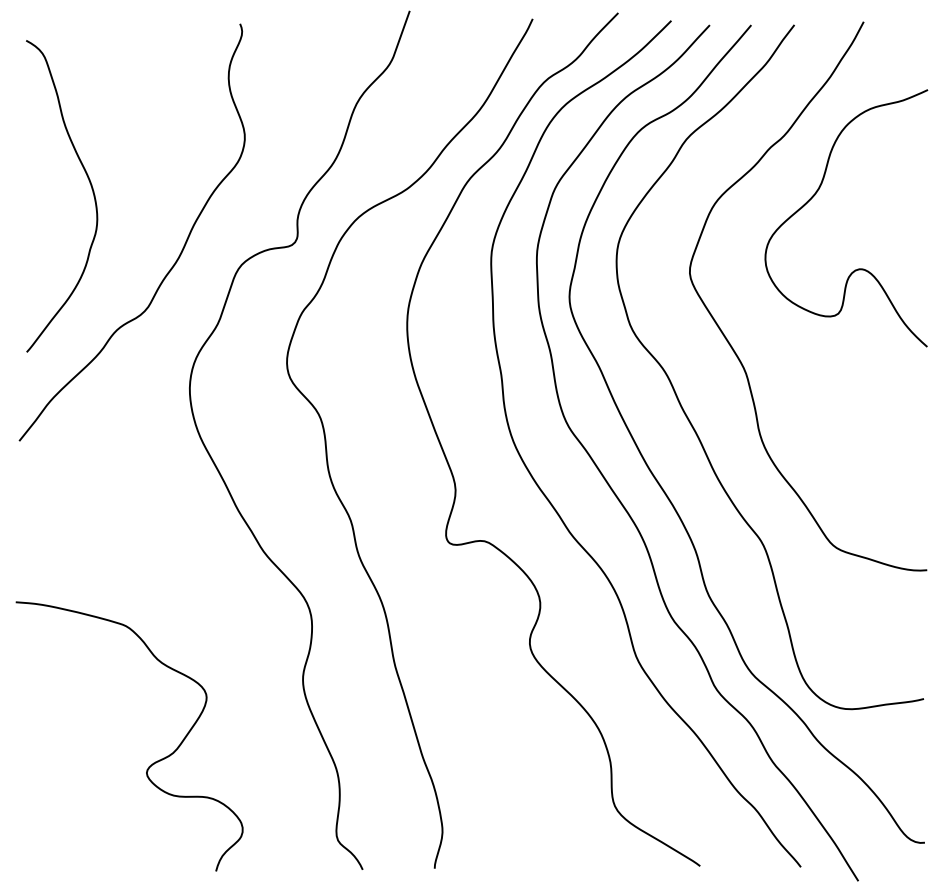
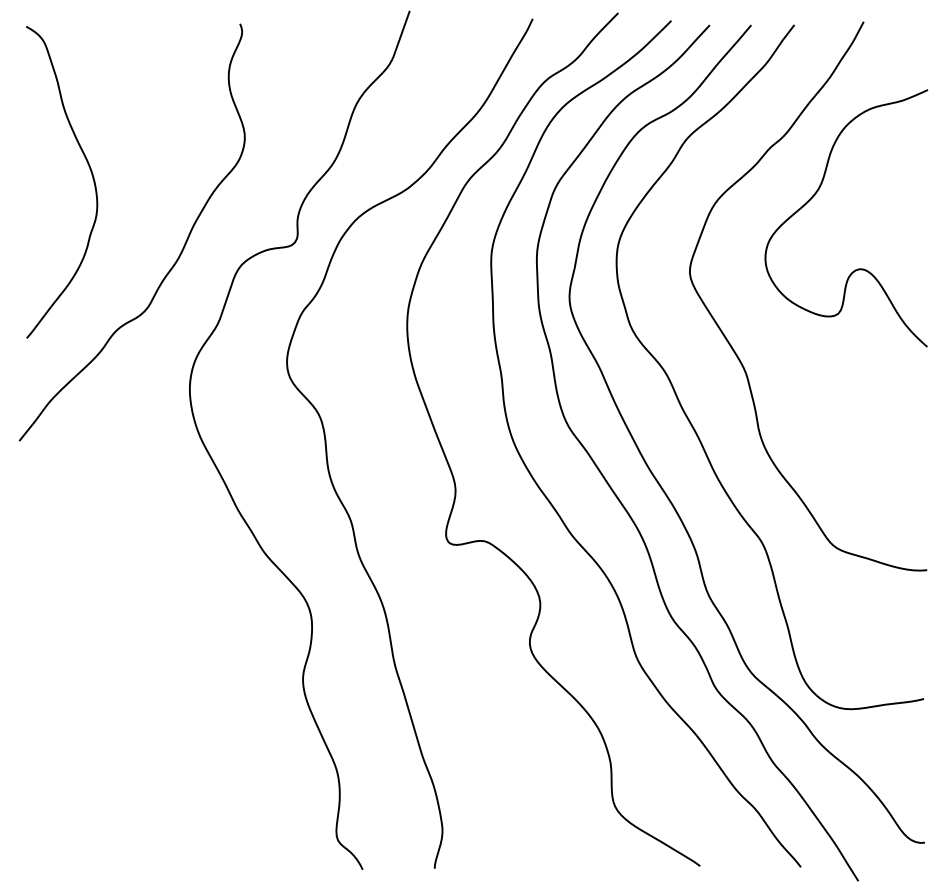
curve position: (90, 186) -> (90, 172) (90, 172)
curve: present -> none (149, 765)
